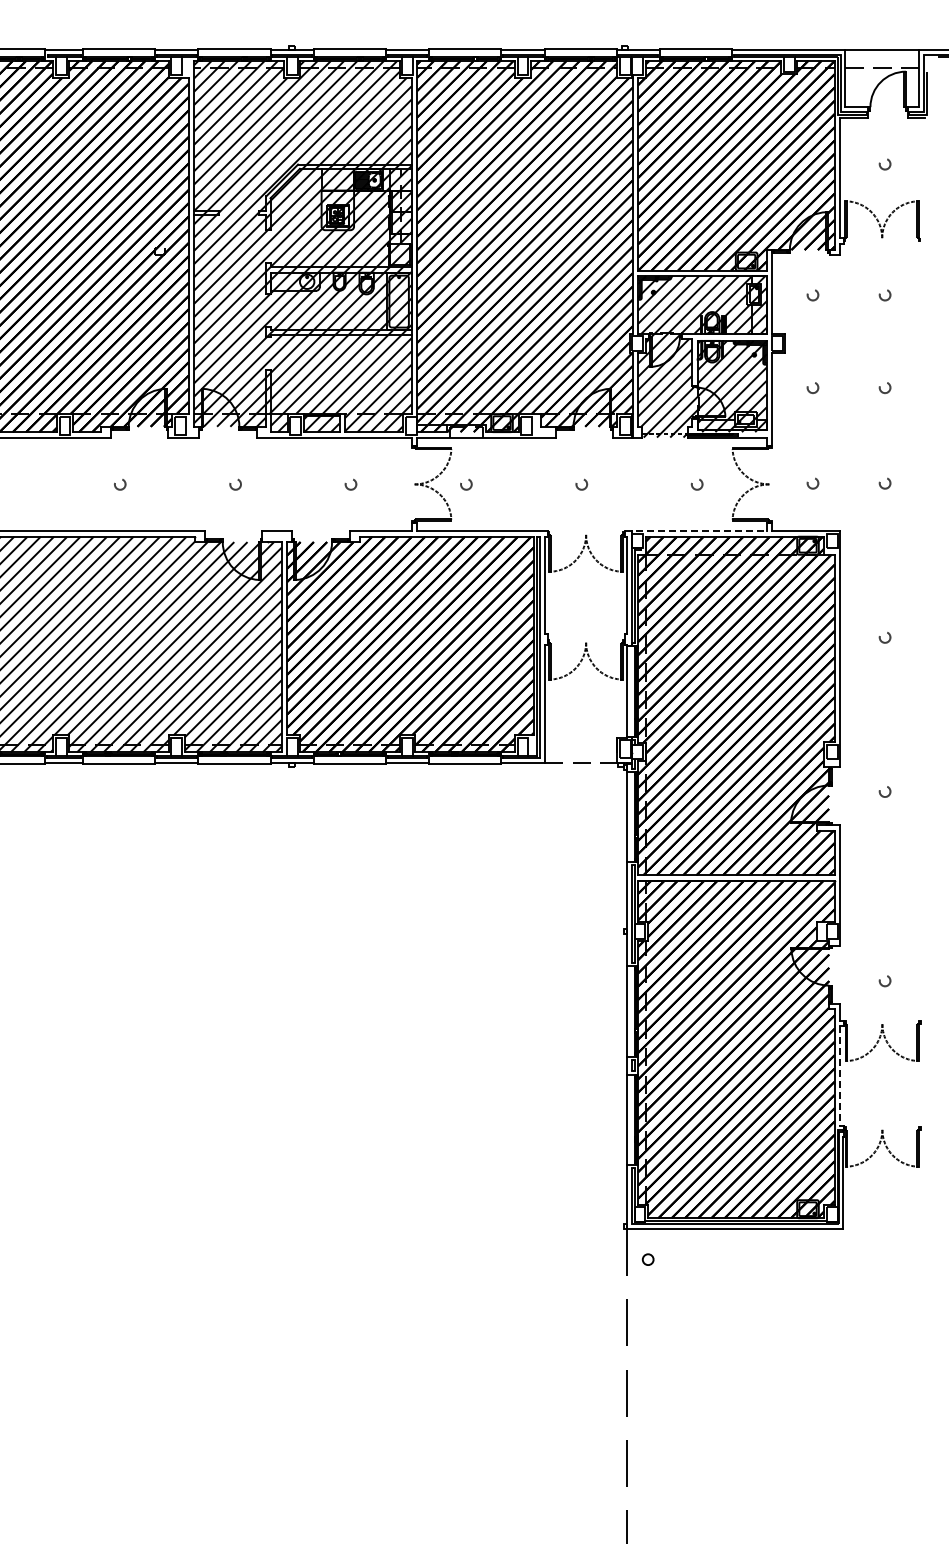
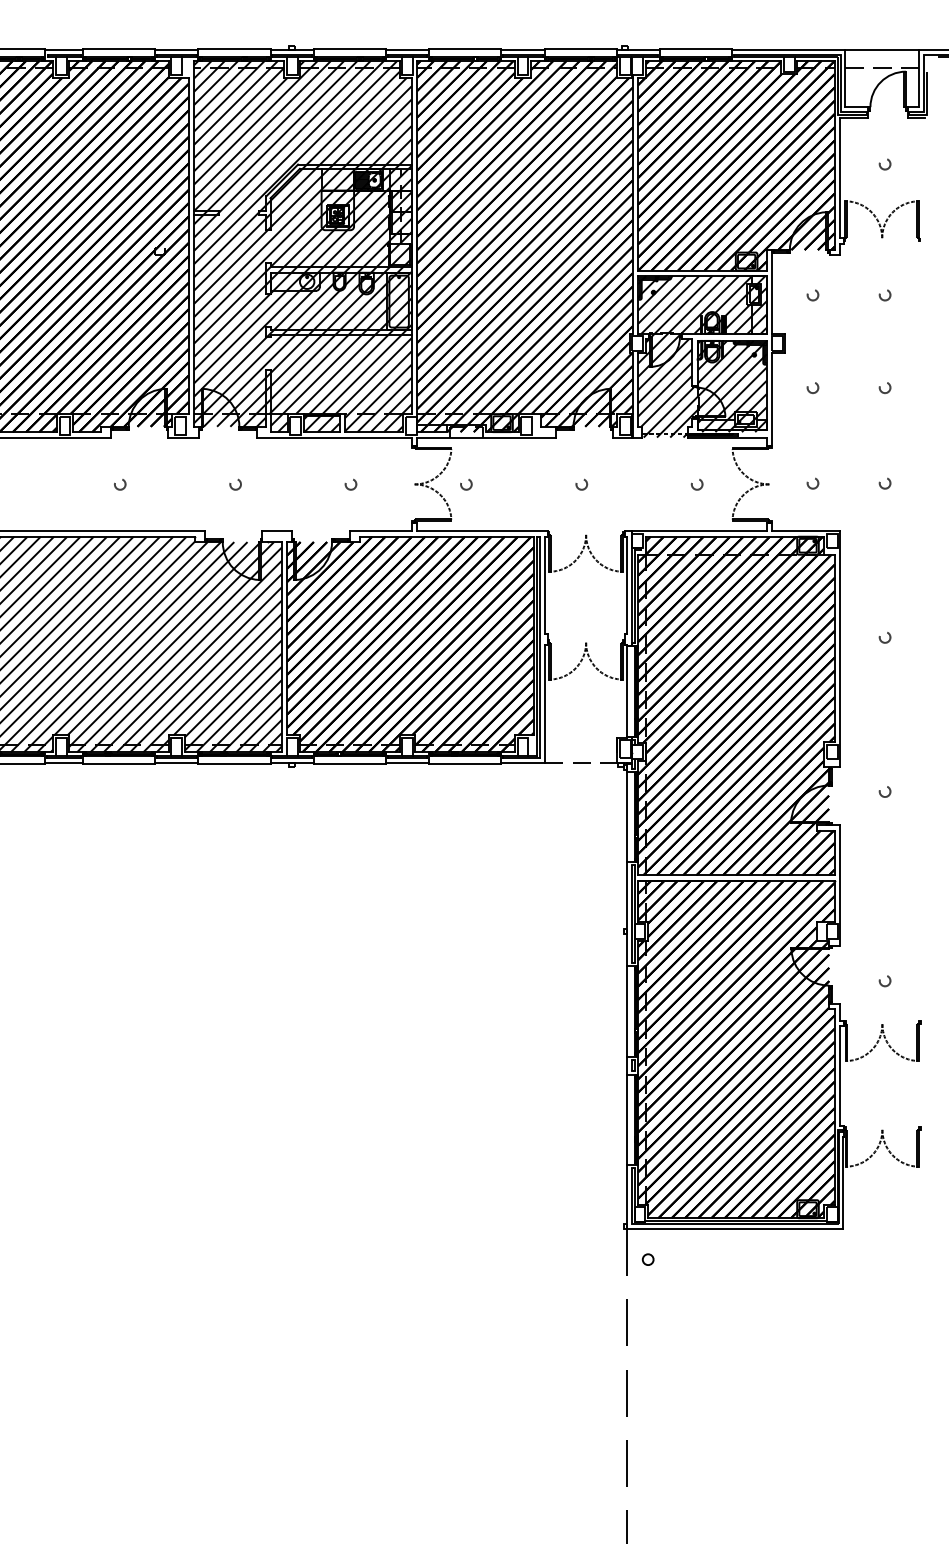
line: dashed -> solid (696, 531)
line: dashed -> solid (840, 1076)
